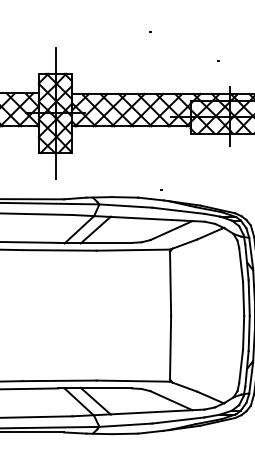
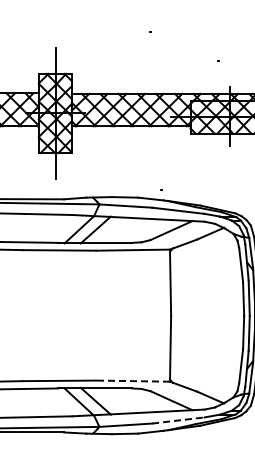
line: solid -> dashed (133, 381)
line: solid -> dashed (178, 420)
